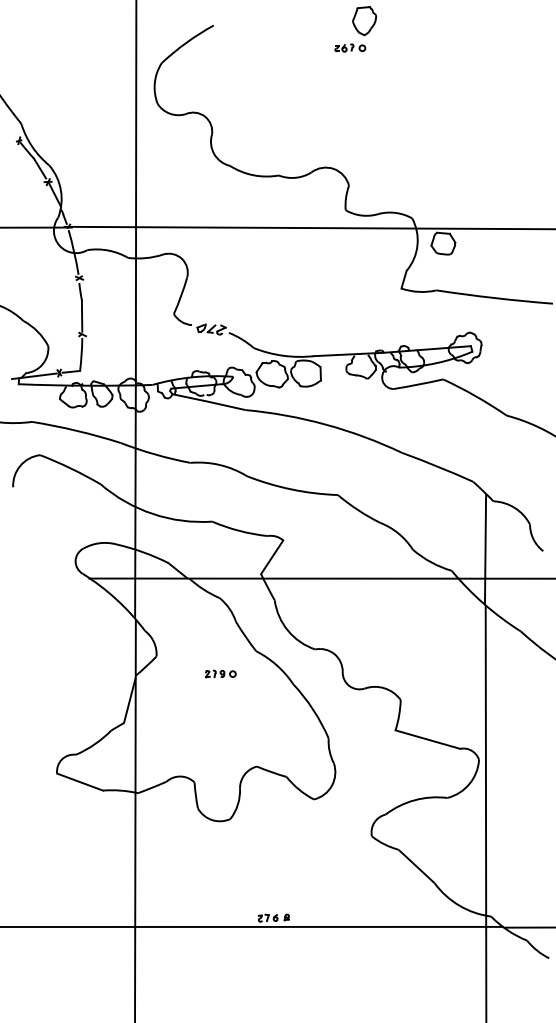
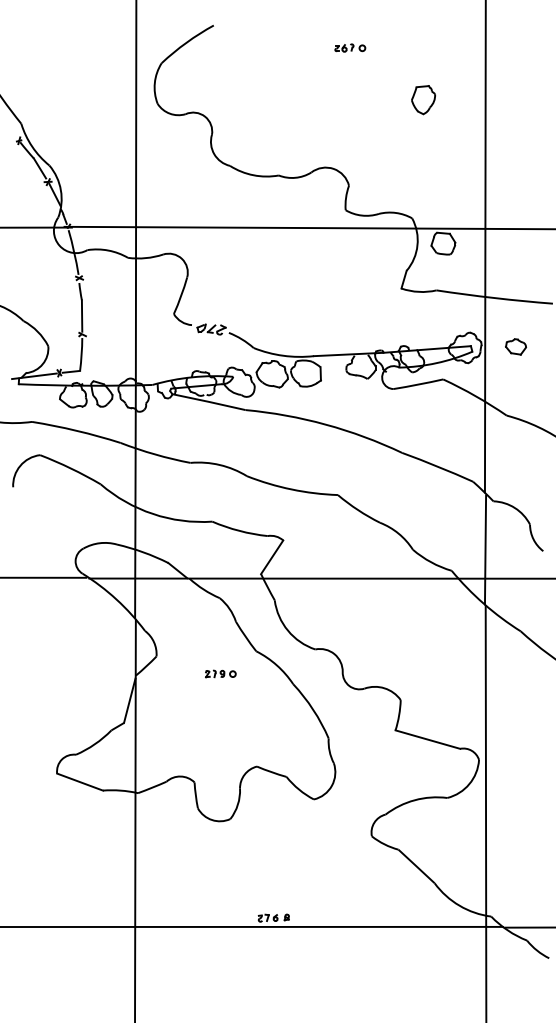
part position: (364, 21) -> (423, 100) (423, 100)
line: none -> present (484, 247)
part: none -> present (515, 346)
line: none -> present (44, 577)
